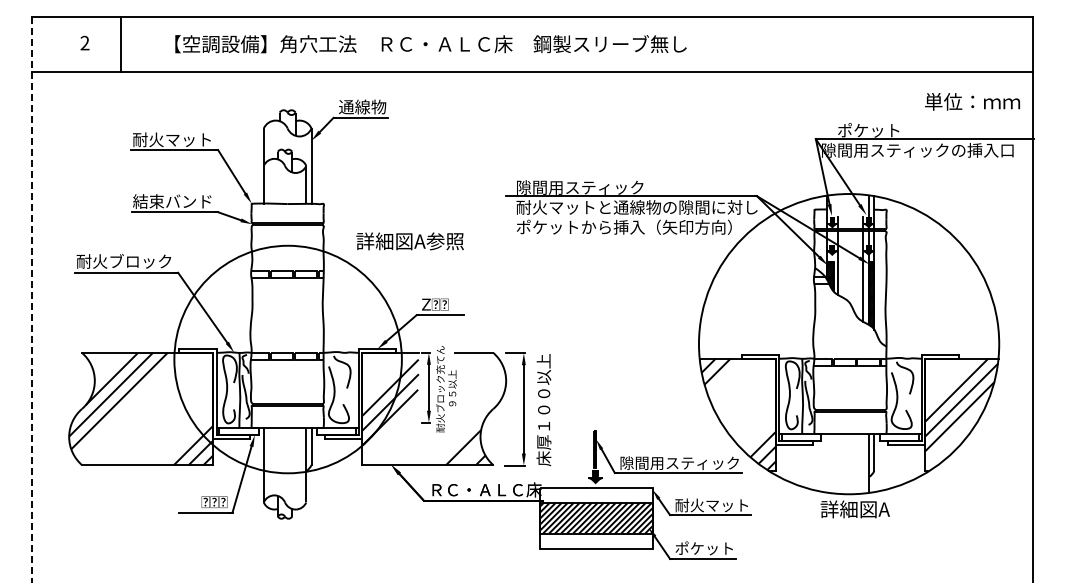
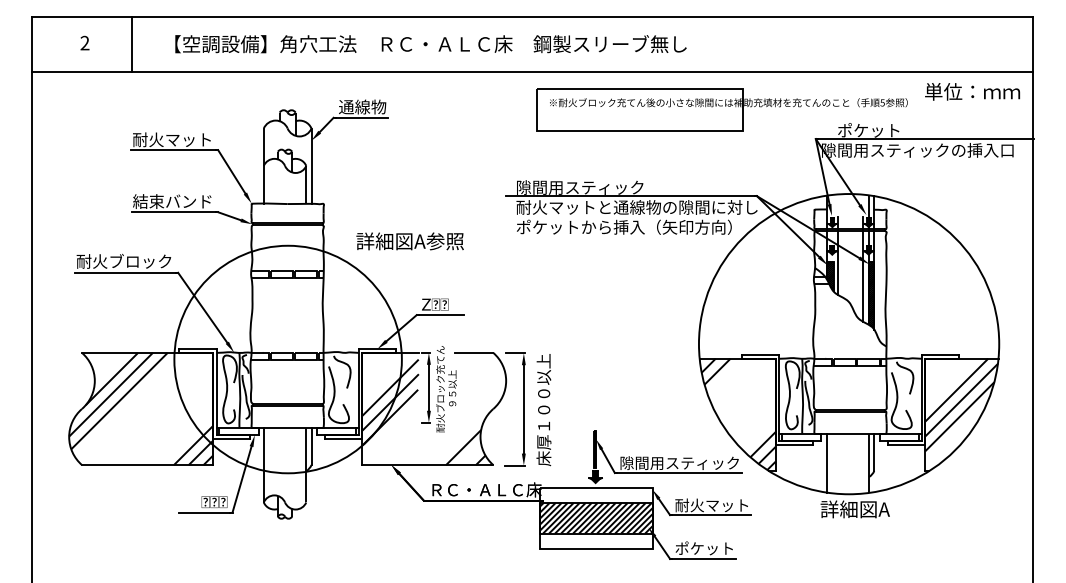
line position: (121, 44) -> (132, 44) (132, 44)
text position: (972, 101) -> (972, 91) (972, 91)
part: none -> present (721, 109)
line: dashed -> solid (31, 300)
line: none -> present (826, 462)
